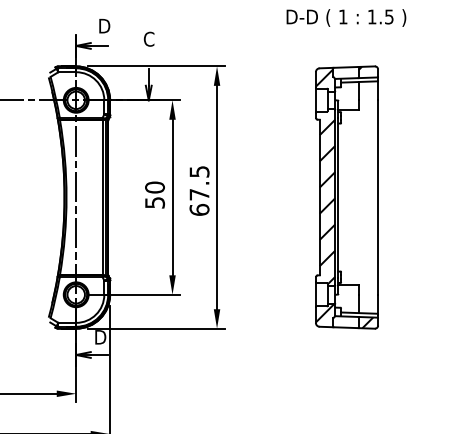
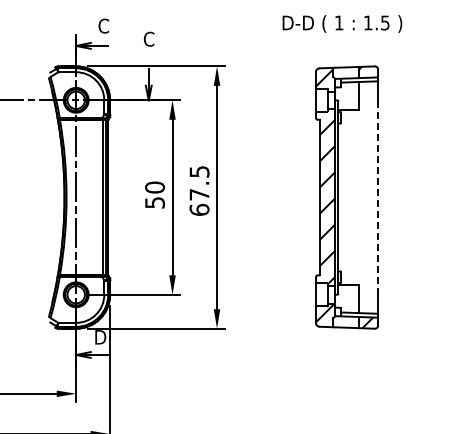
text position: (346, 17) -> (342, 23) (342, 23)
text: D -> C (104, 25)
line: solid -> dashed (378, 197)
